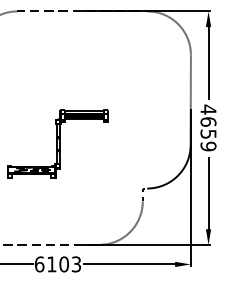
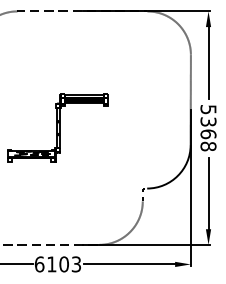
text: 4659 -> 5368 (208, 127)
part position: (57, 143) -> (57, 127) (57, 127)
